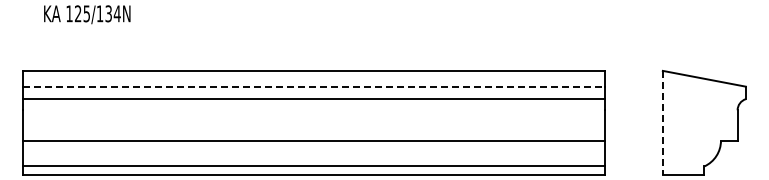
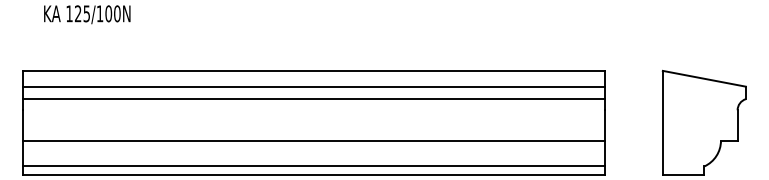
text: 125/134N -> 125/100N (112, 13)
line: dashed -> solid (313, 86)
line: dashed -> solid (662, 122)
